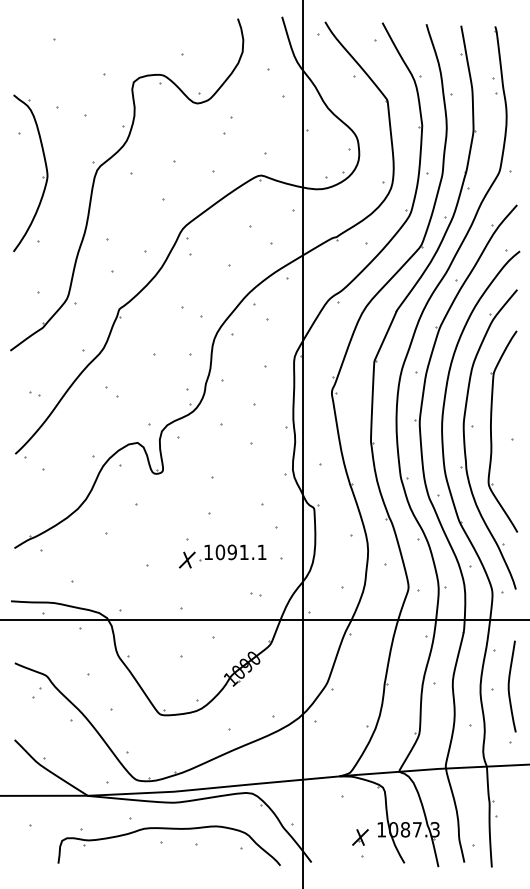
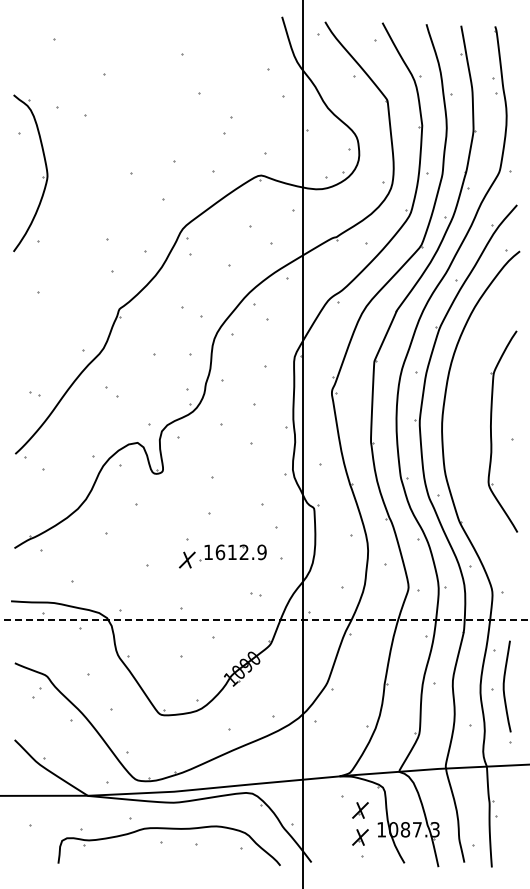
part: present -> none (109, 160)
part: present -> none (473, 426)
text: 1091.1 -> 1612.9 (240, 552)
line: solid -> dashed (264, 619)
curve position: (509, 686) -> (504, 686) (504, 686)
part: none -> present (360, 810)
